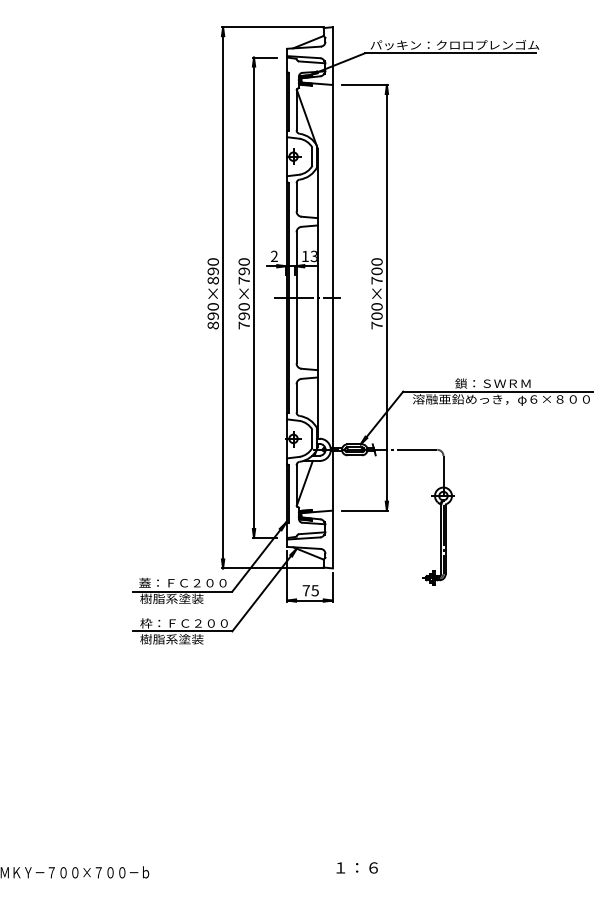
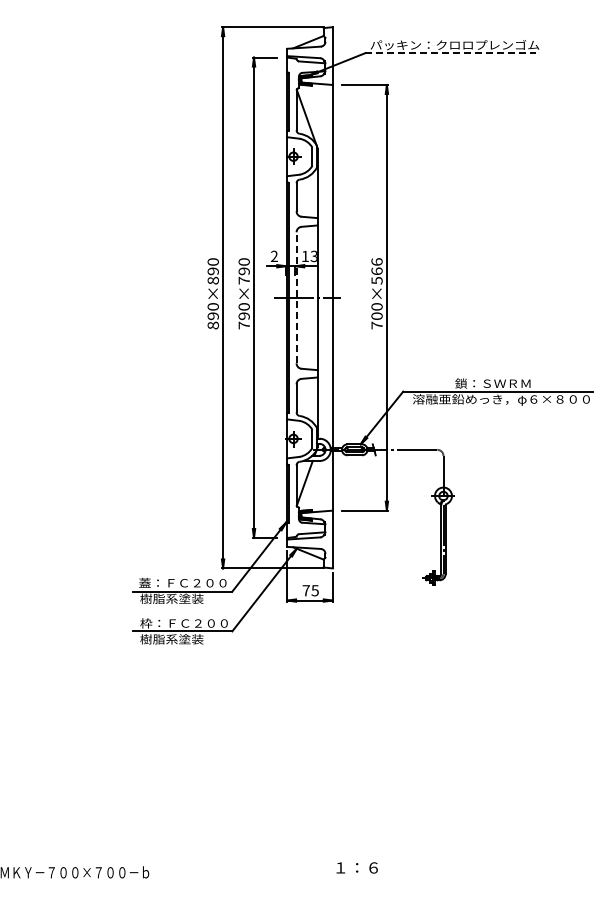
line: solid -> dashed (450, 53)
text: 700×700 -> 700×566 (376, 271)
line: solid -> dashed (296, 297)
